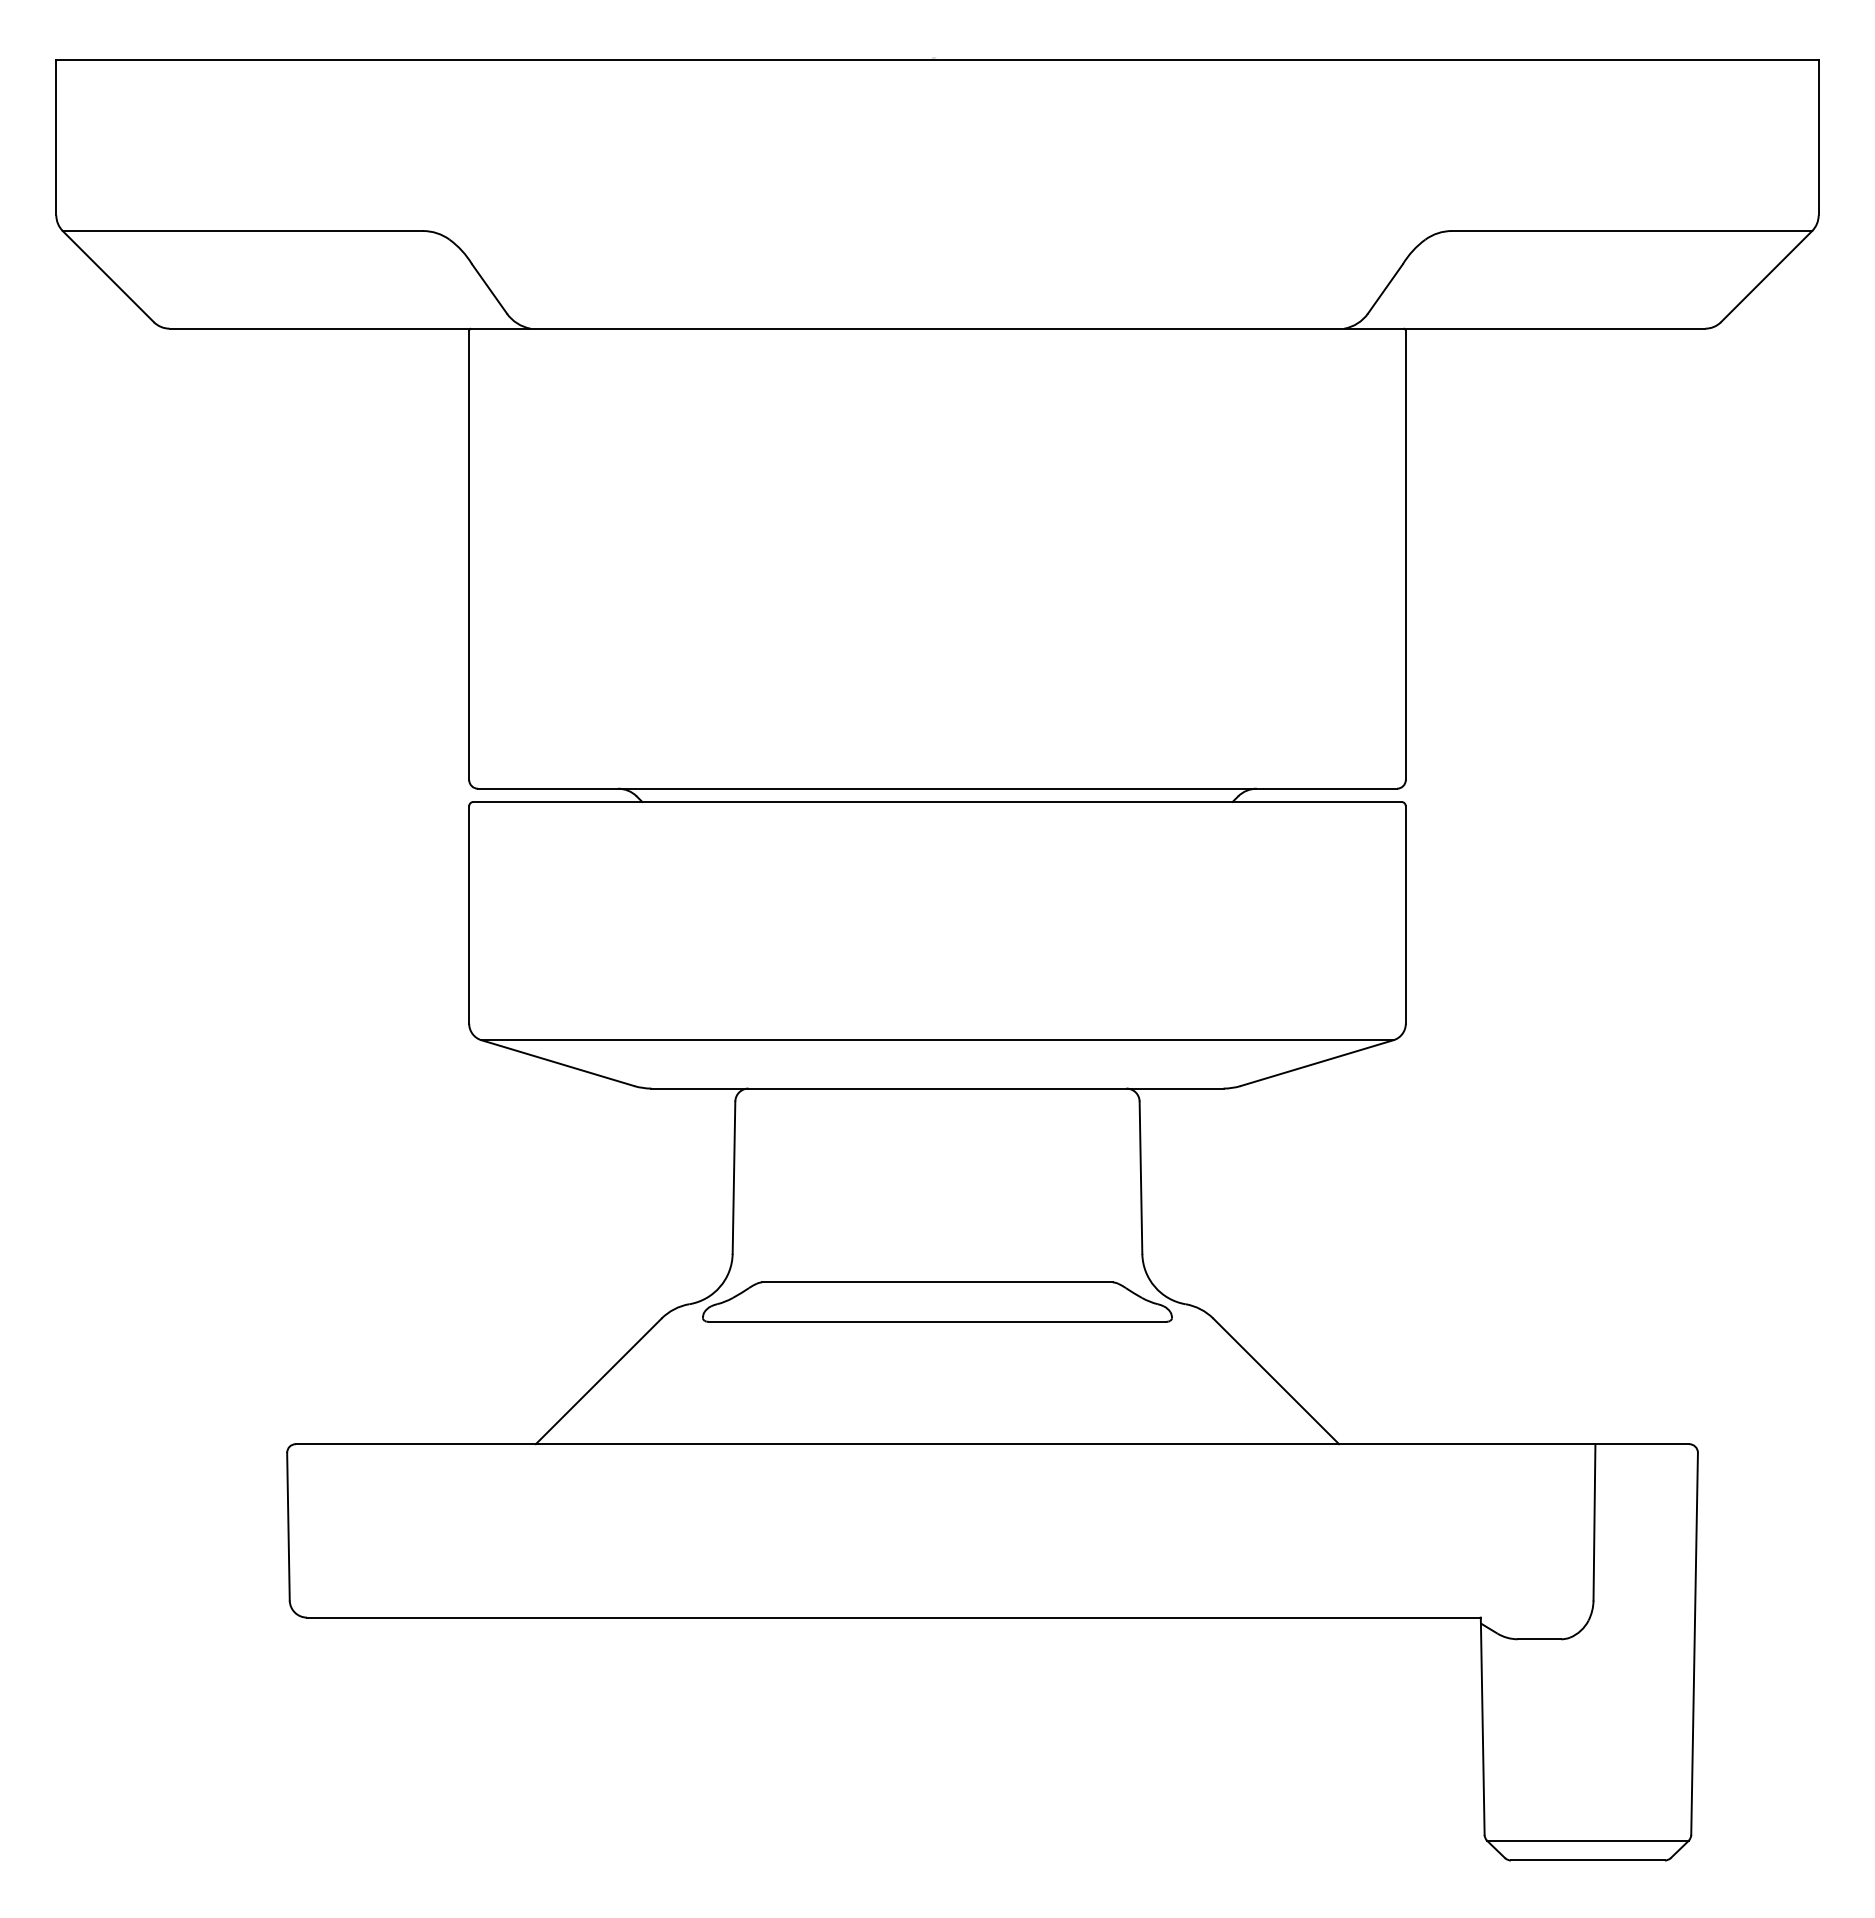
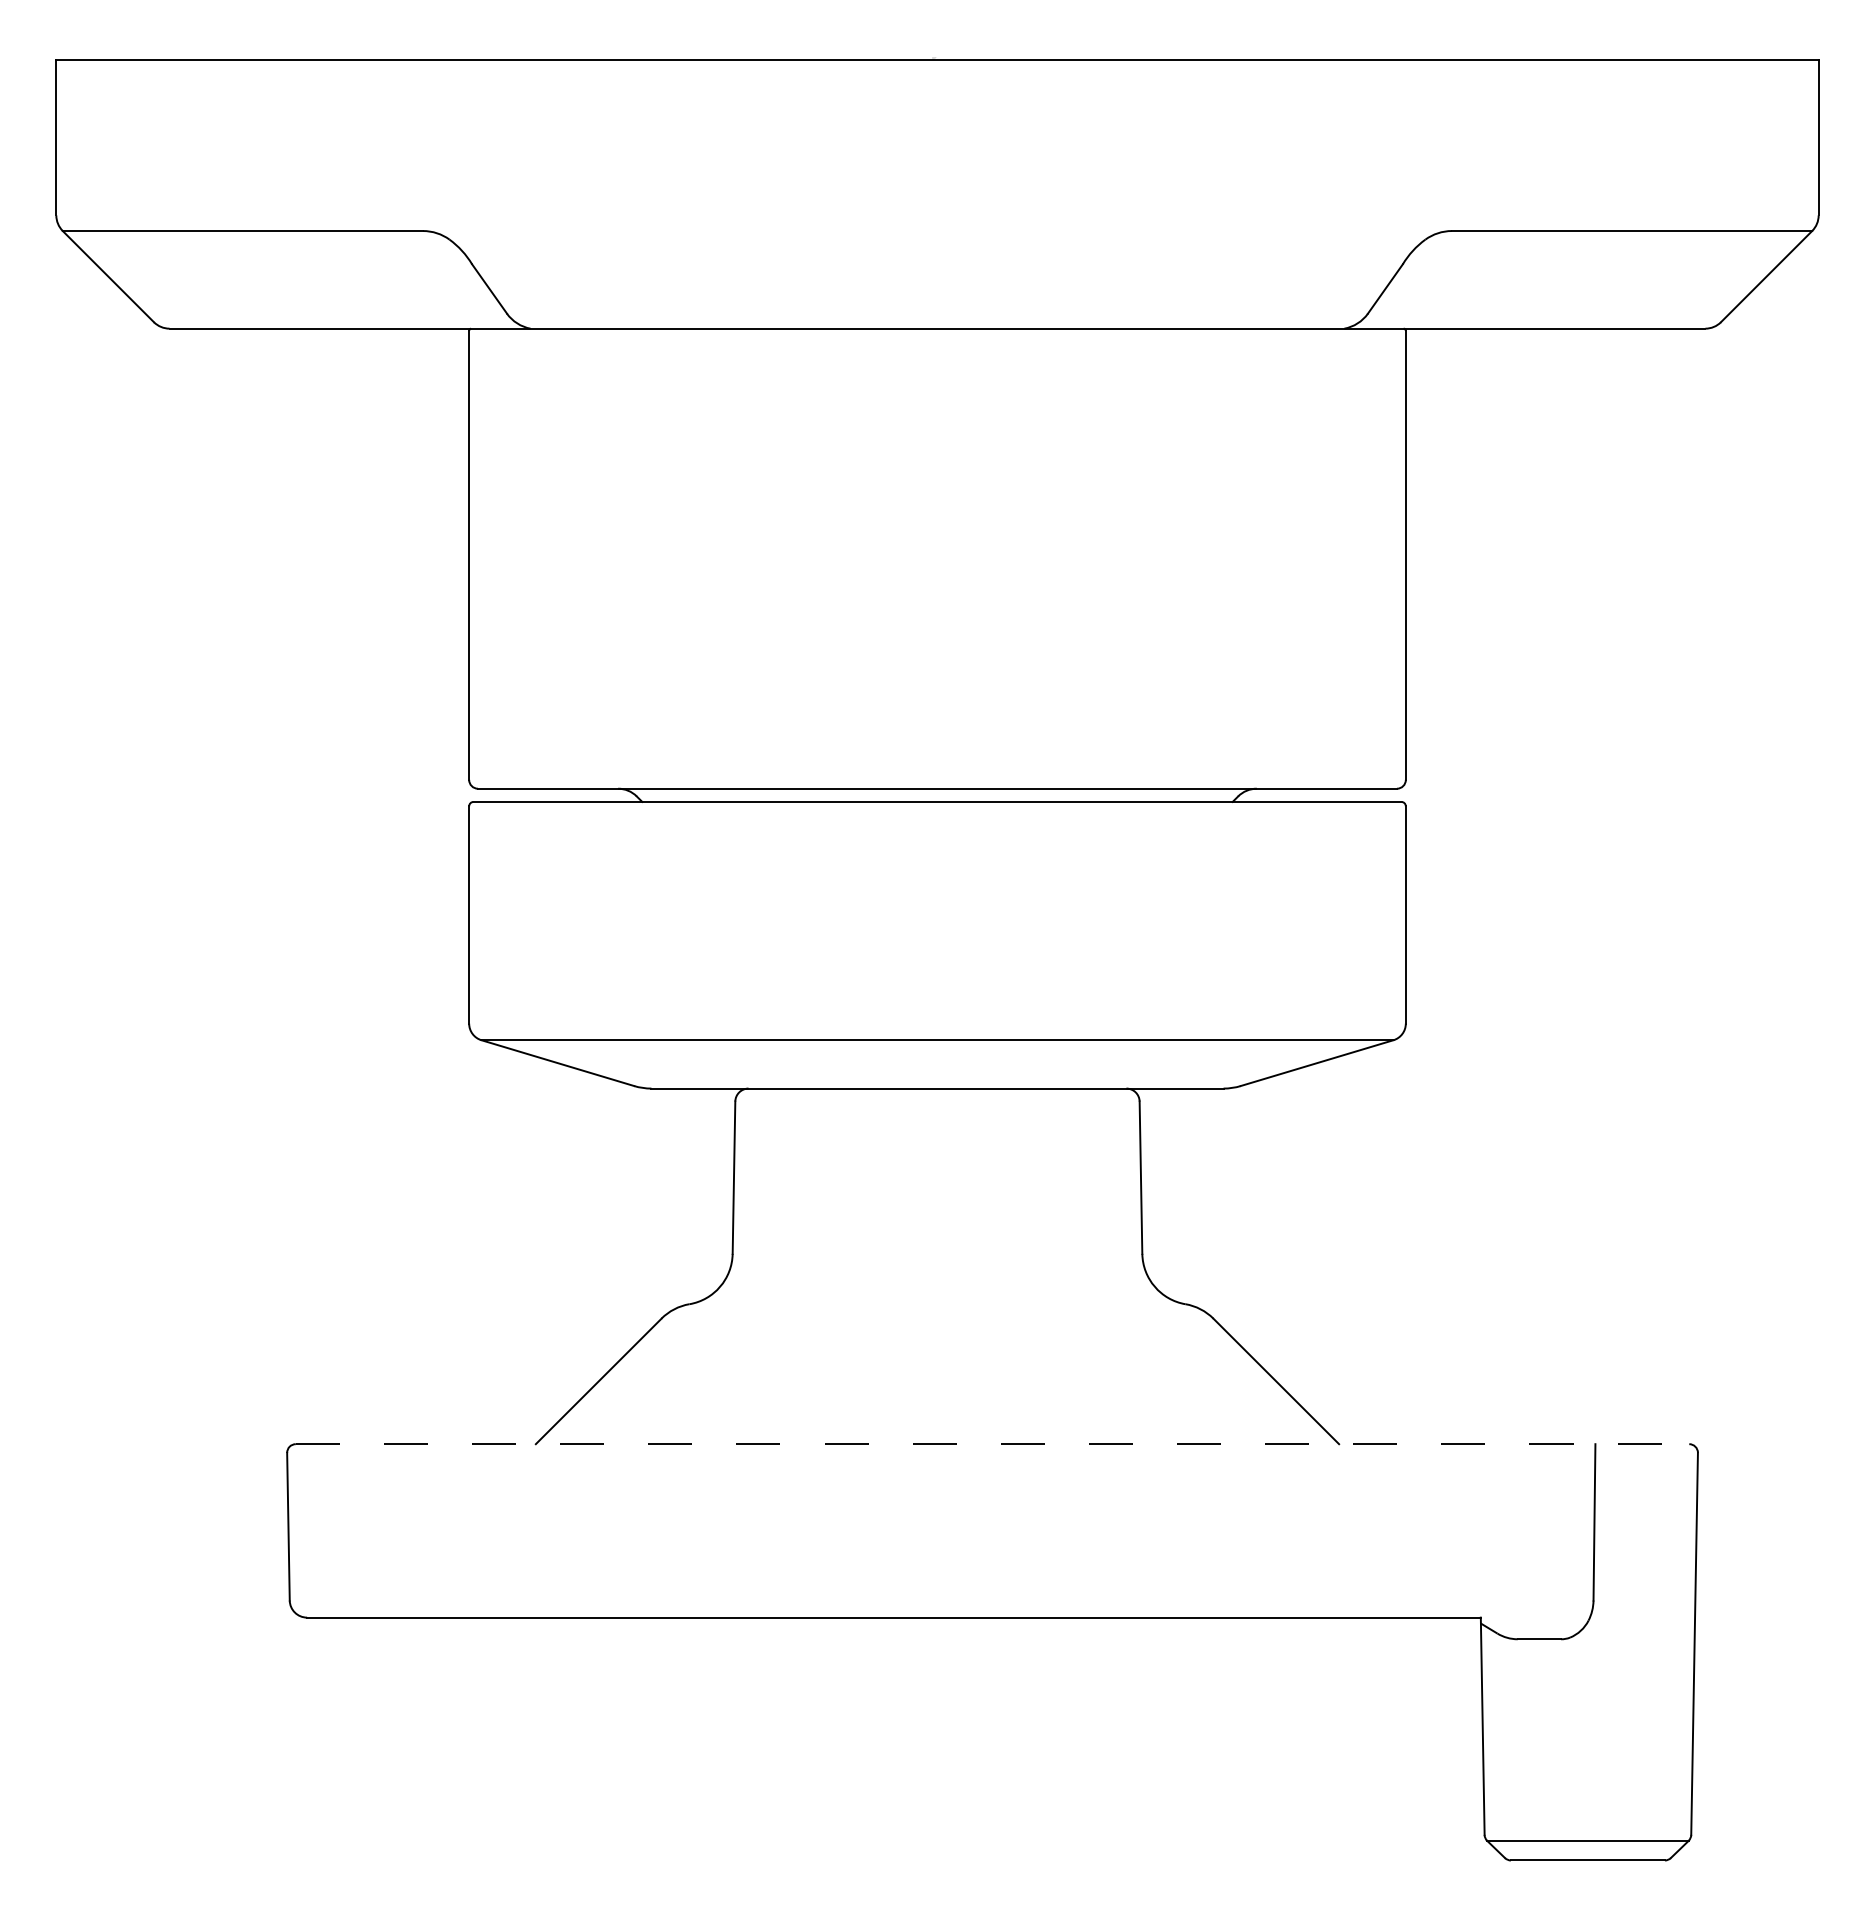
part: present -> none (937, 1301)
line: solid -> dashed (992, 1444)
